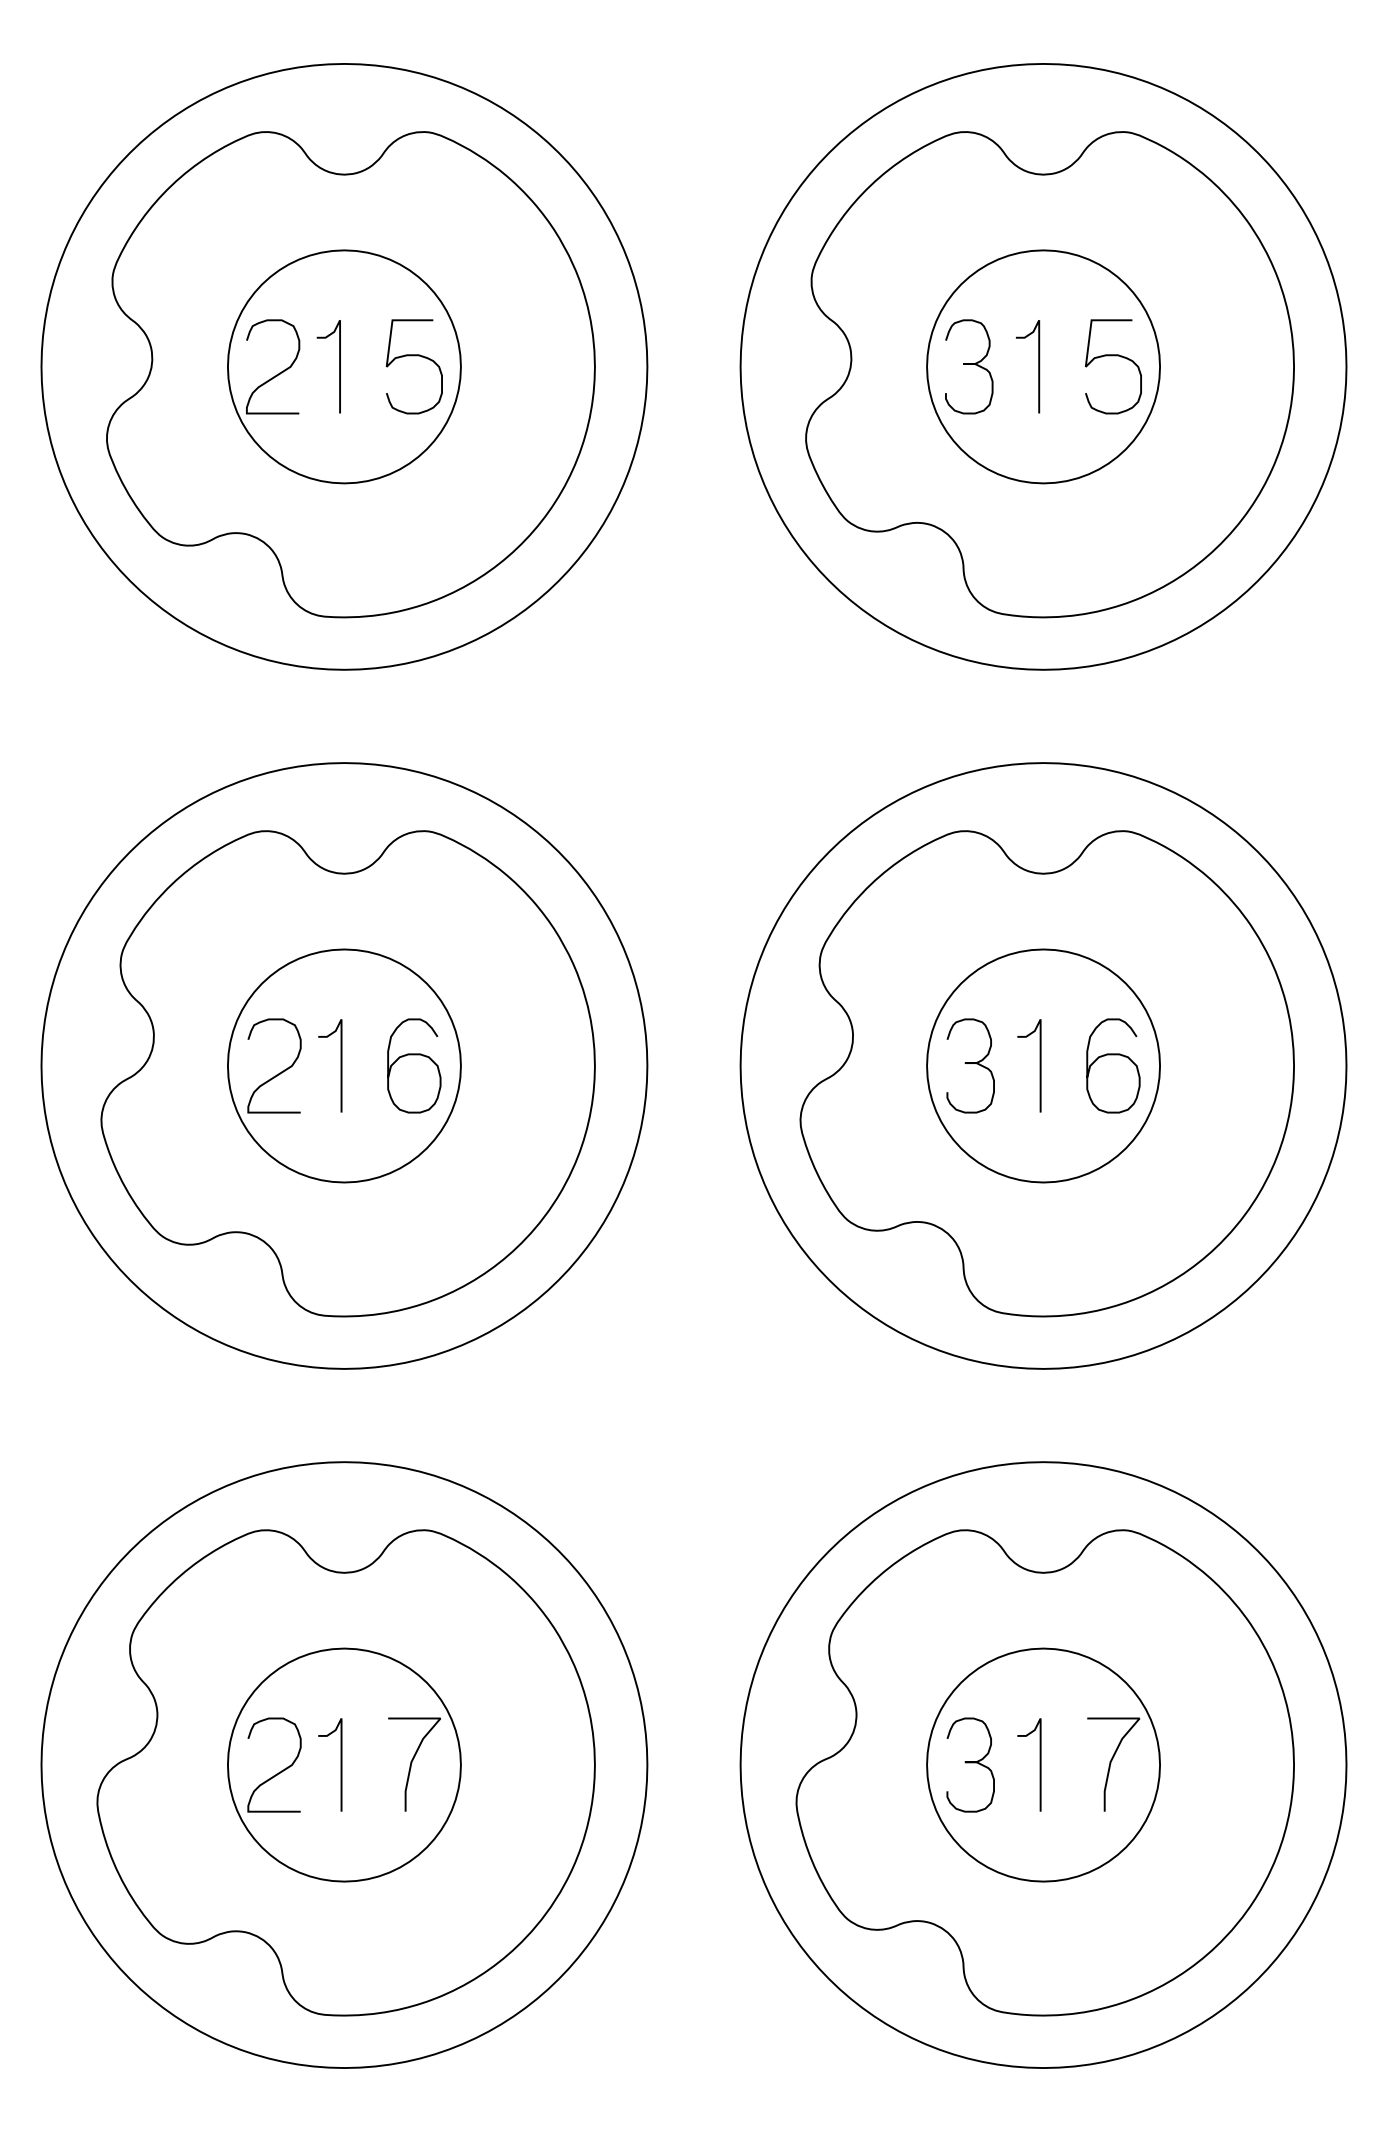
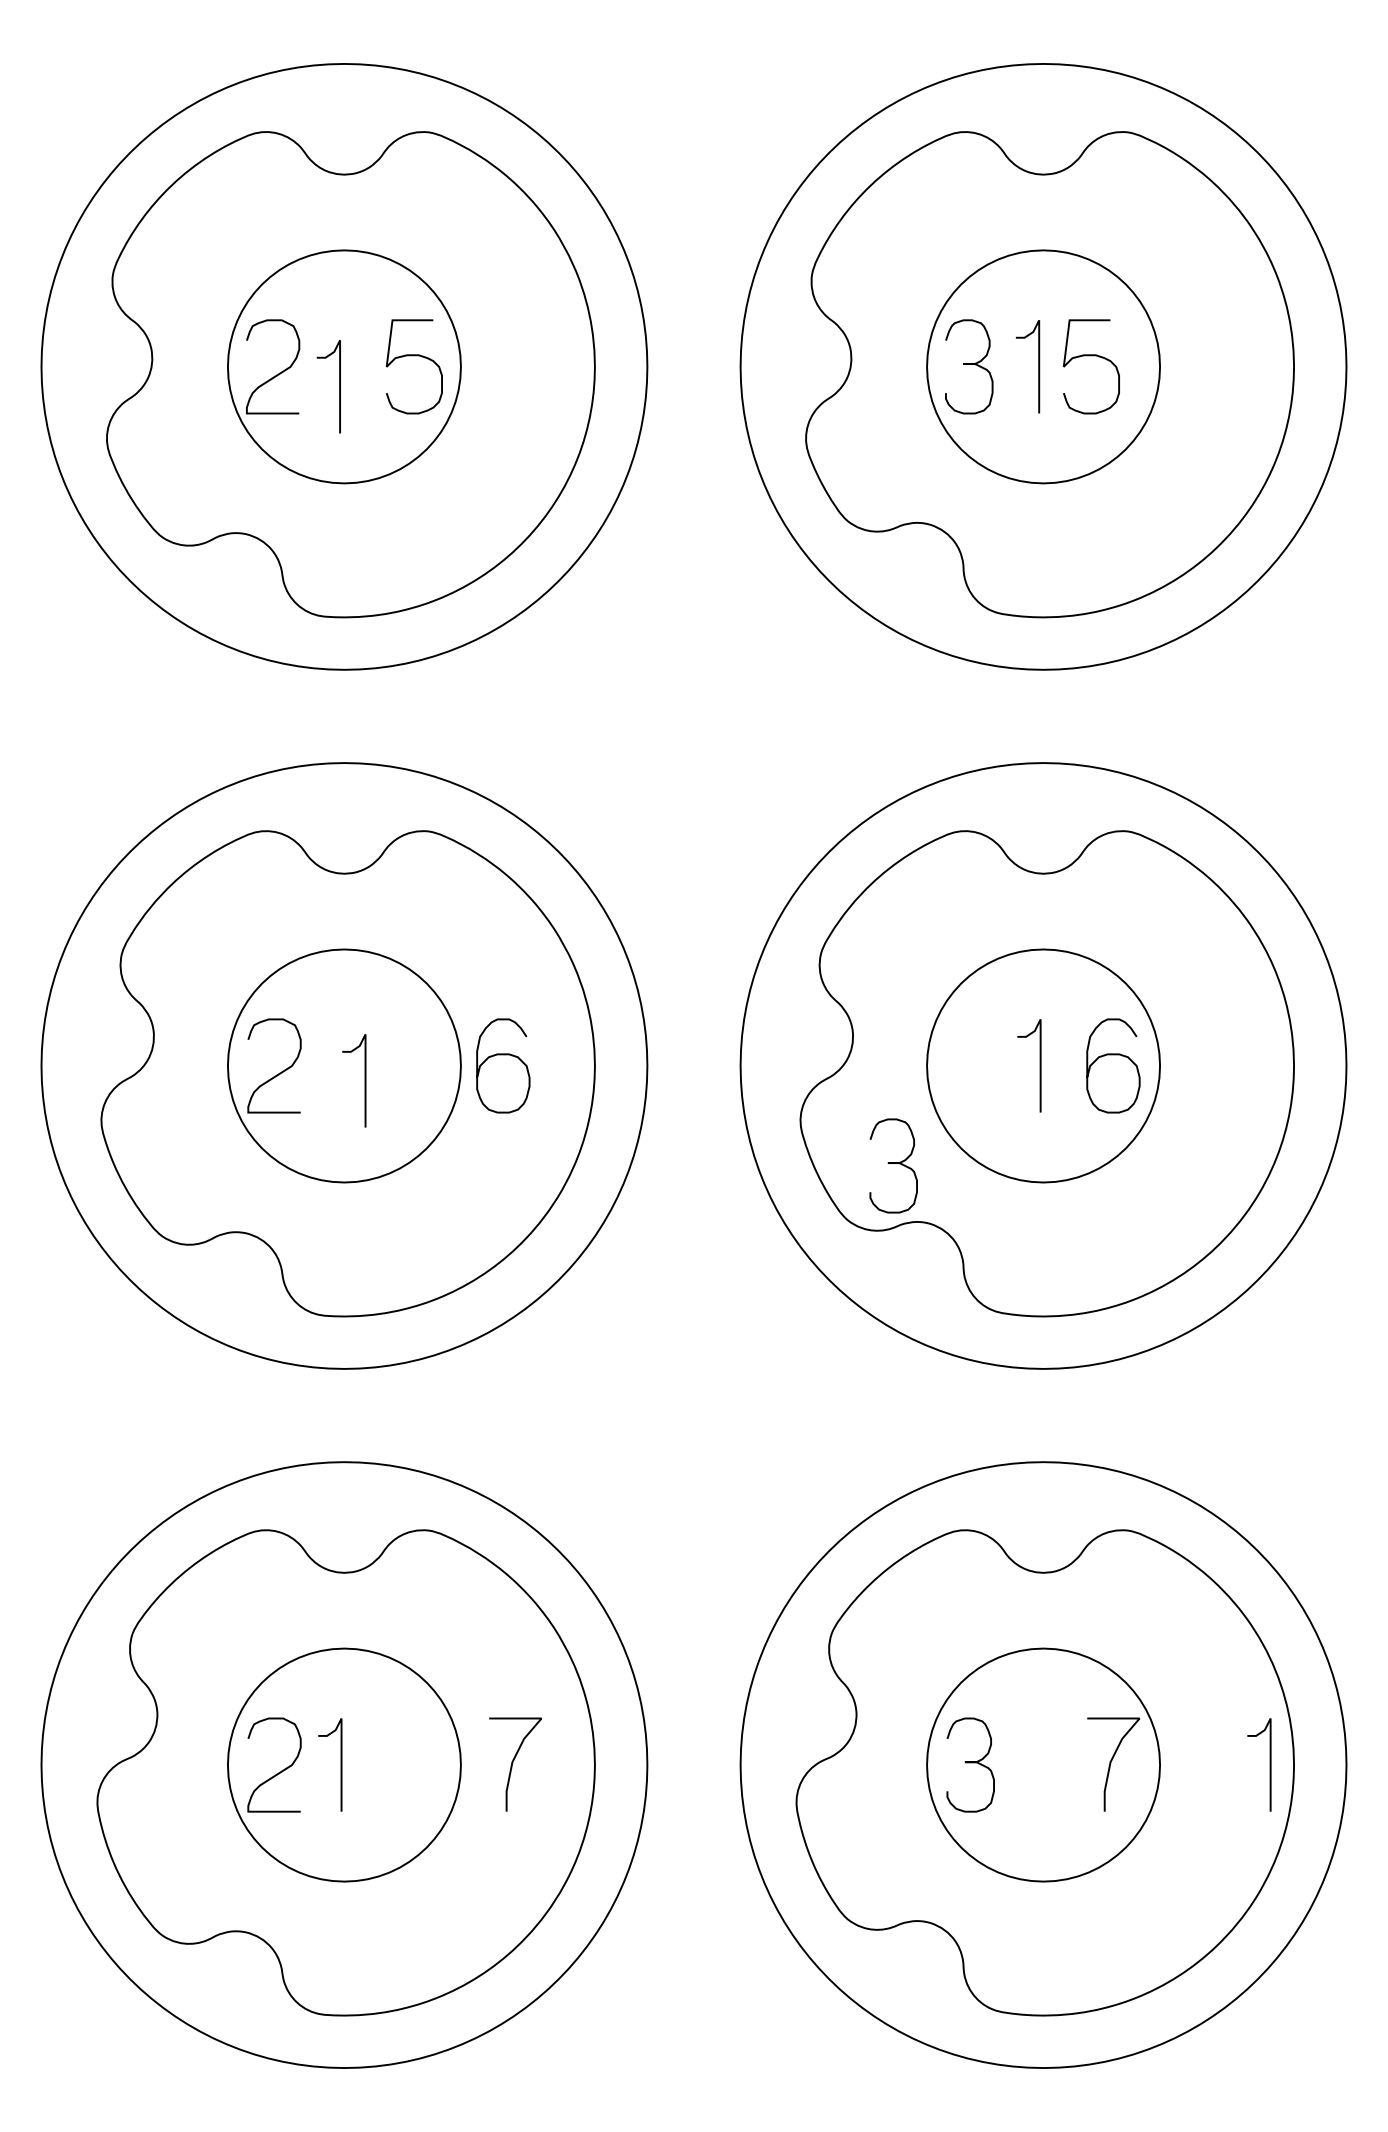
curve position: (1113, 356) -> (1091, 356) (1091, 356)
curve position: (339, 366) -> (339, 386) (339, 386)
curve position: (414, 1055) -> (503, 1055) (503, 1055)
curve position: (970, 1063) -> (893, 1163) (893, 1163)
curve position: (340, 1065) -> (364, 1080) (364, 1080)
curve position: (412, 1763) -> (513, 1763) (513, 1763)
curve position: (1039, 1764) -> (1269, 1764) (1269, 1764)
